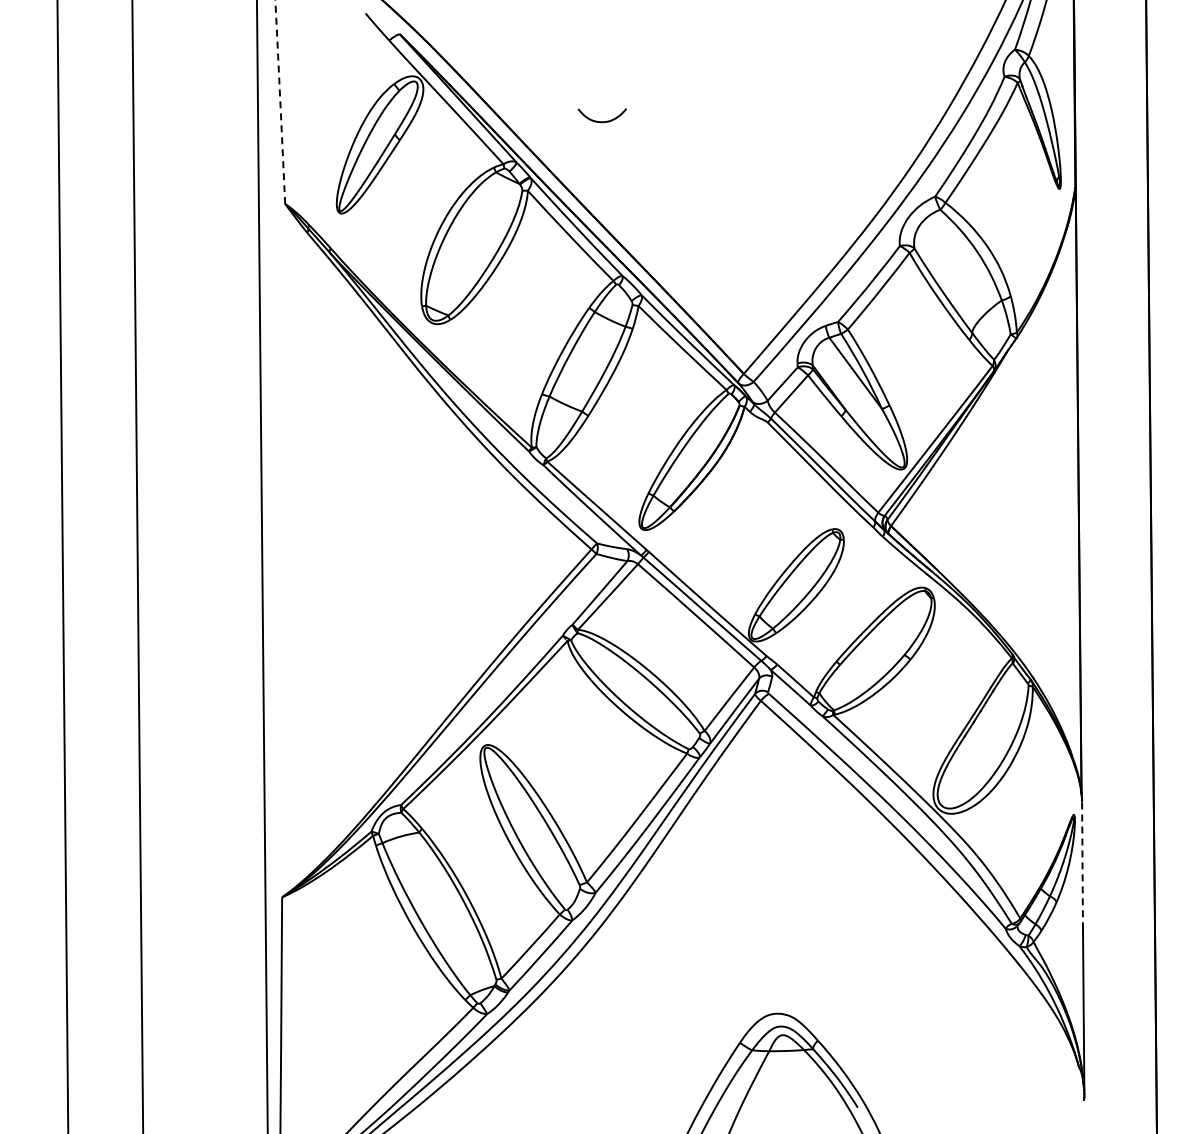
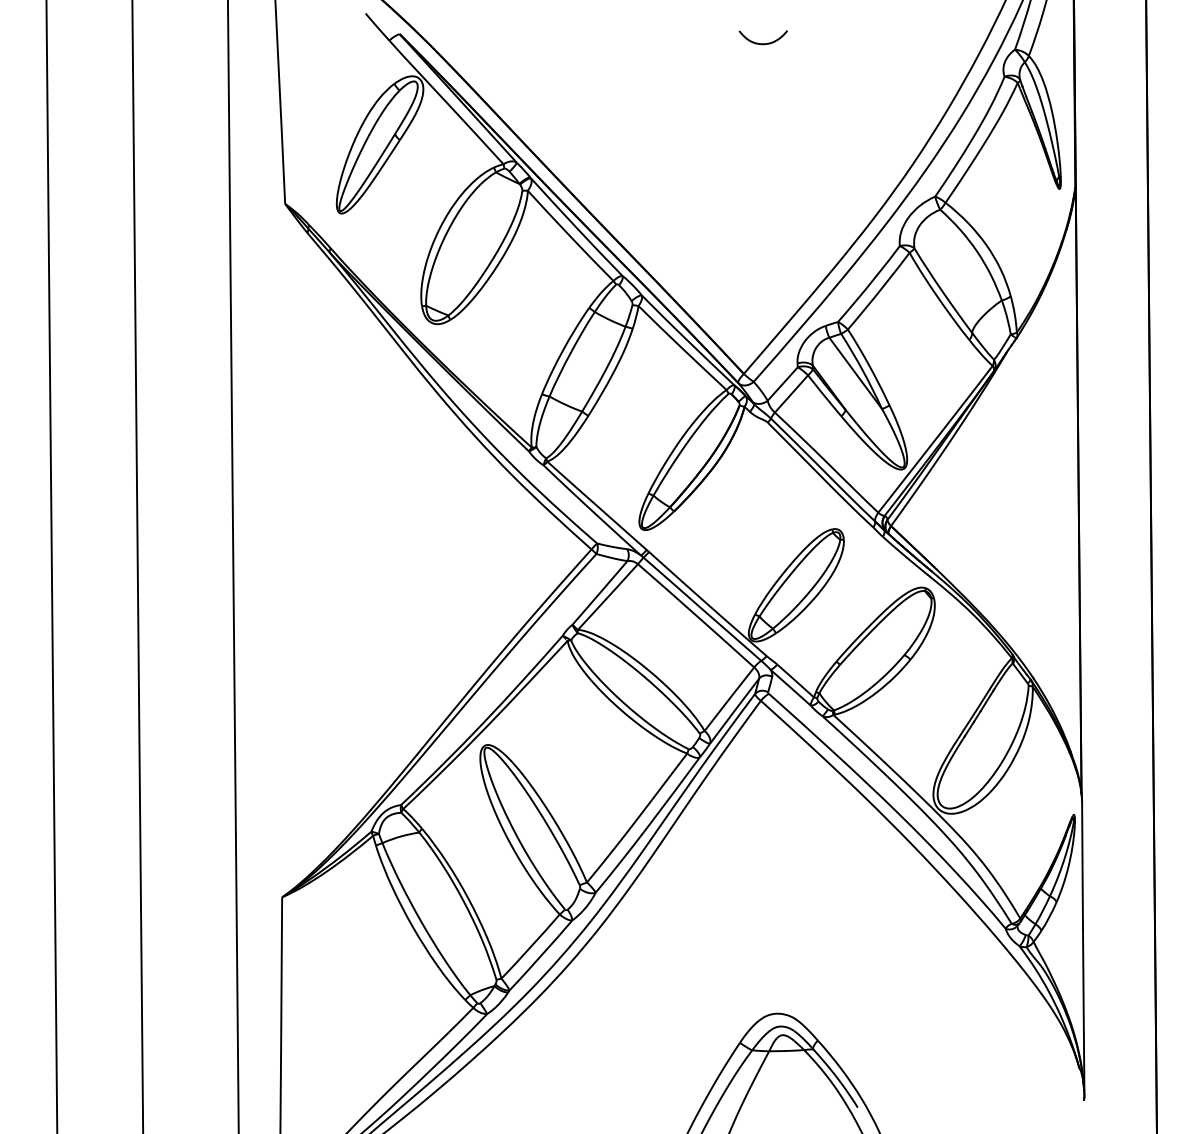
arc: dashed -> solid (280, 102)
curve position: (601, 121) -> (762, 43) (762, 43)
line position: (62, 566) -> (51, 566) (51, 566)
line position: (261, 566) -> (232, 566) (232, 566)
line: dashed -> solid (1082, 865)
